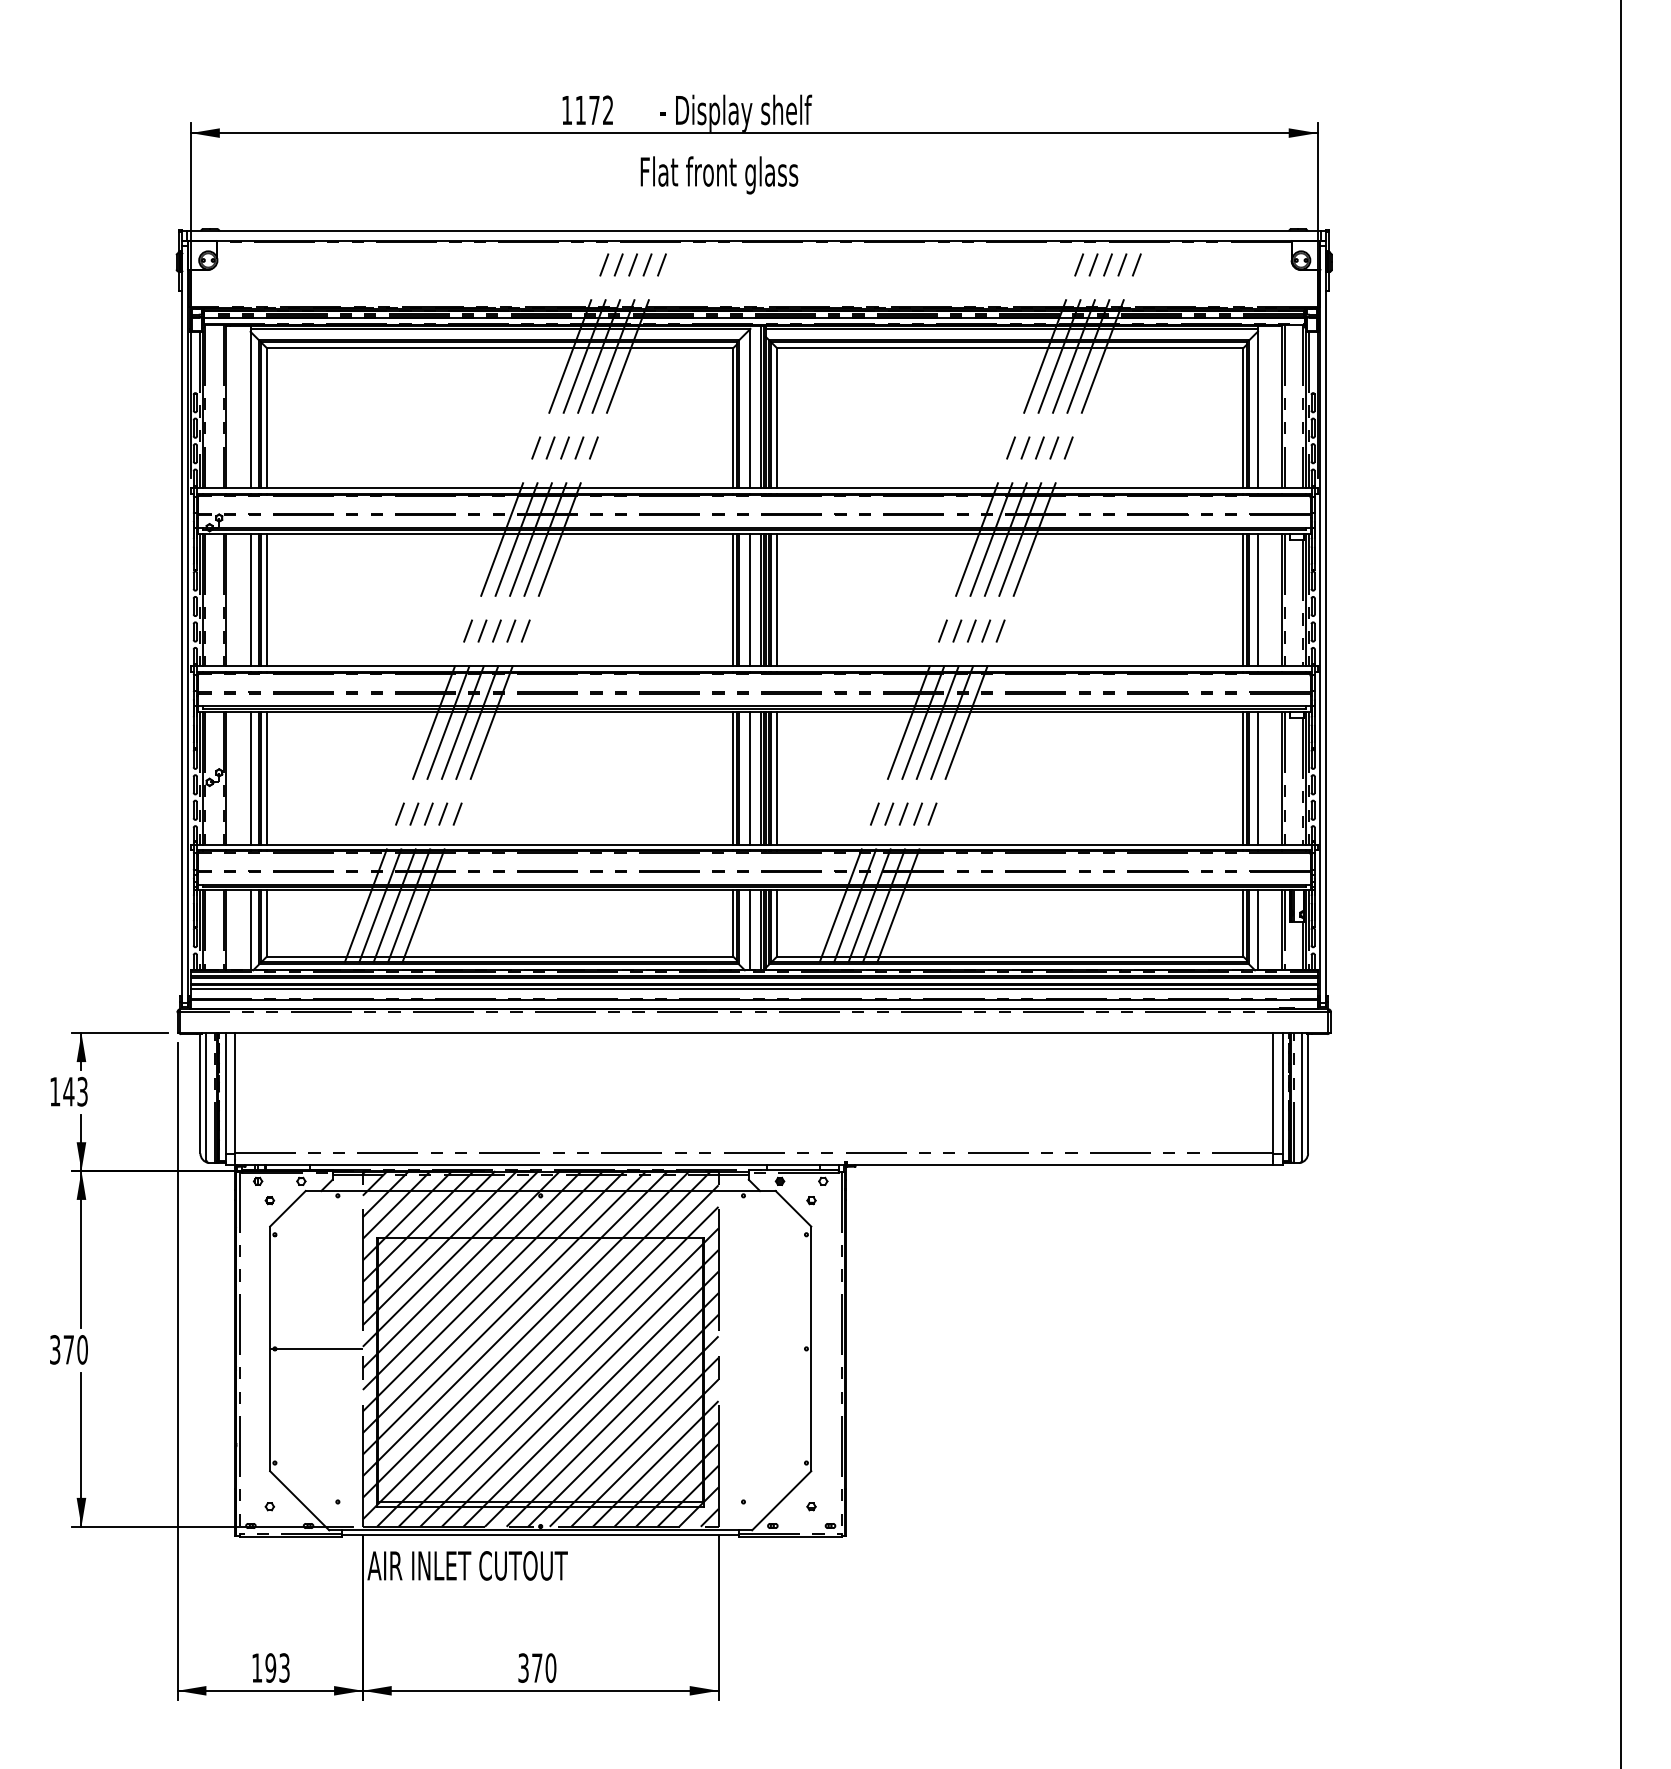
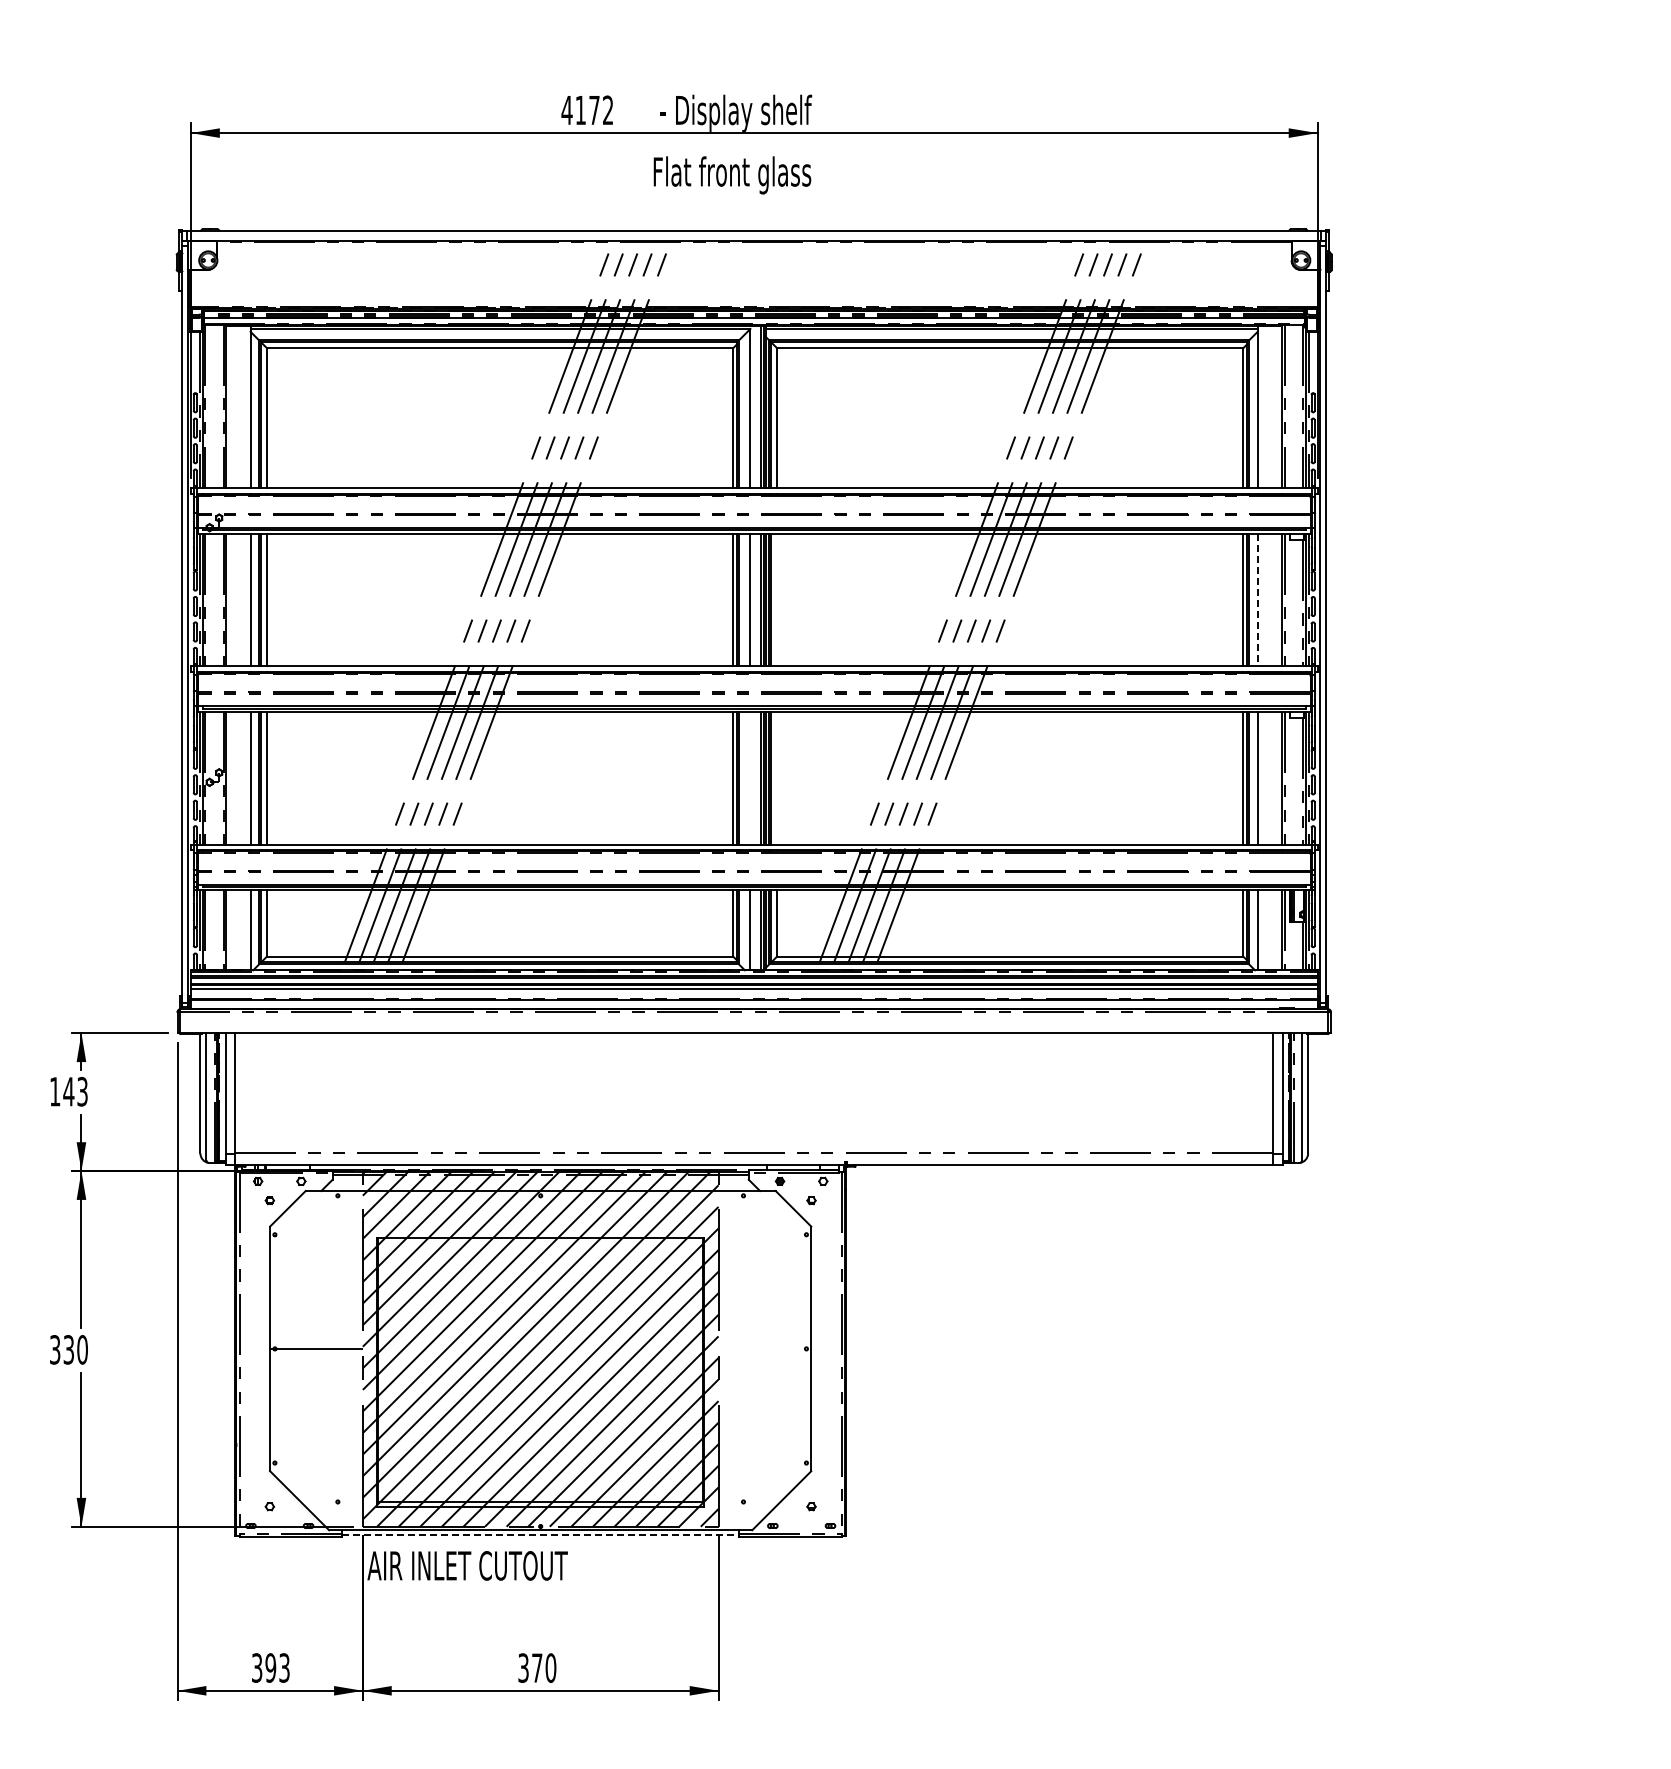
text: 1172 -> 4172 (566, 110)
text position: (719, 175) -> (732, 175) (732, 175)
line: present -> none (777, 599)
line: solid -> dashed (1257, 600)
line: present -> none (750, 777)
line: present -> none (777, 777)
line: present -> none (1620, 883)
text: 370 -> 330 (68, 1349)
line: solid -> dashed (541, 1535)
text: 193 -> 393 (257, 1667)
